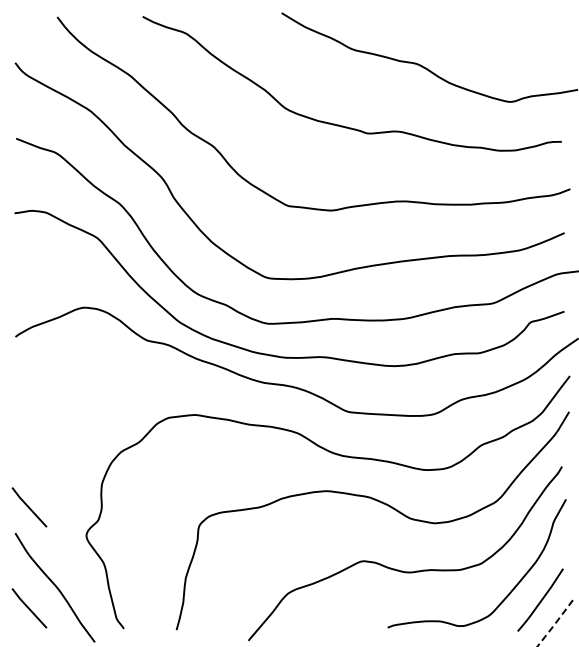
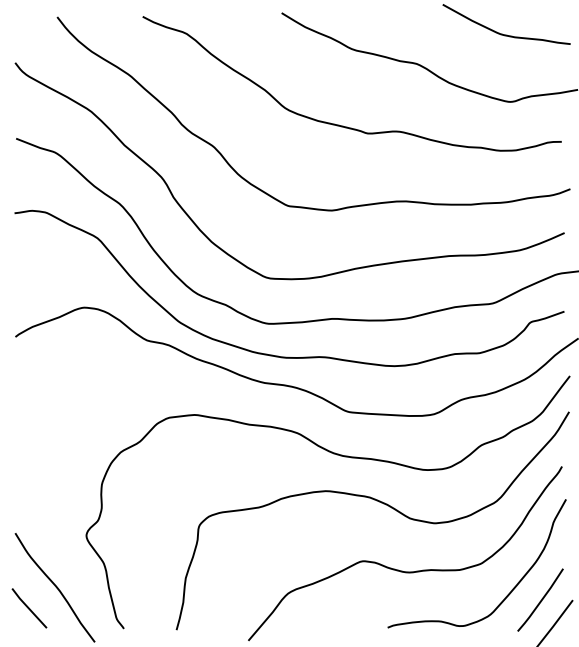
curve: none -> present (502, 33)
line: present -> none (29, 507)
line: dashed -> solid (554, 624)
